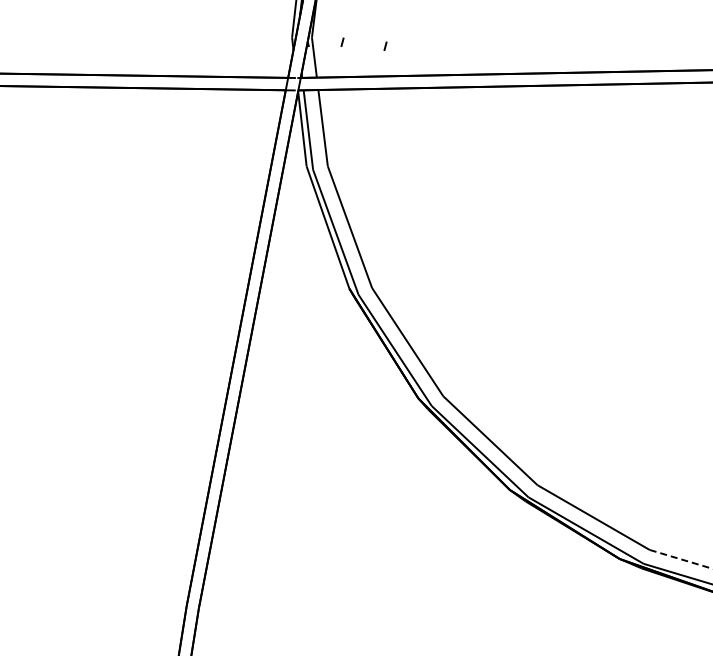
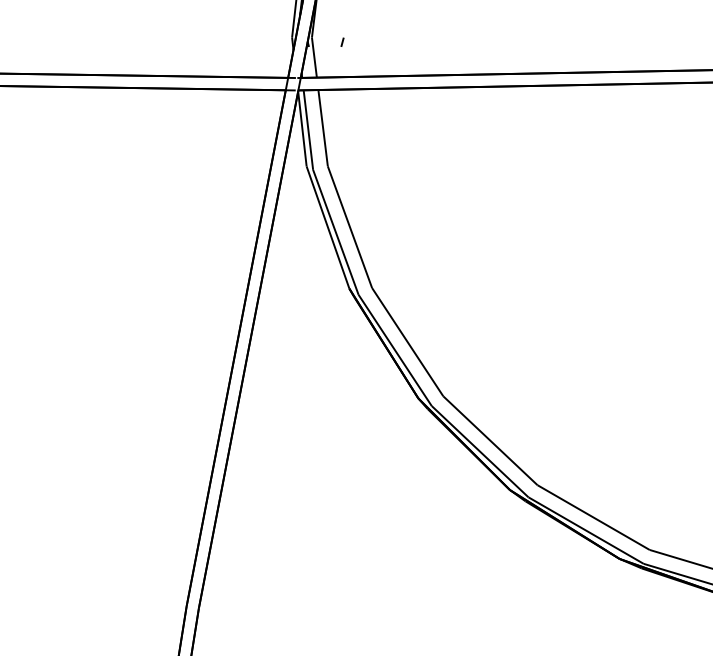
line: present -> none (385, 45)
line: dashed -> solid (681, 559)
